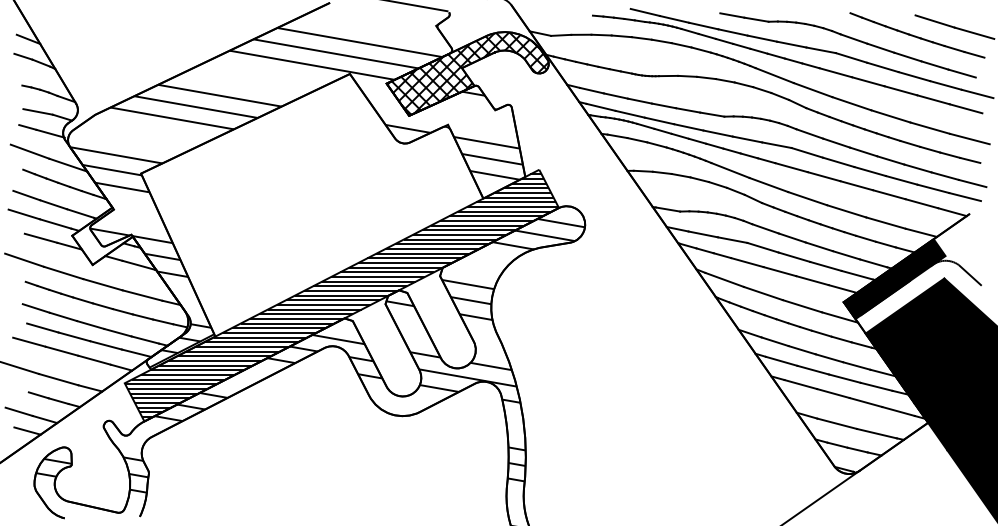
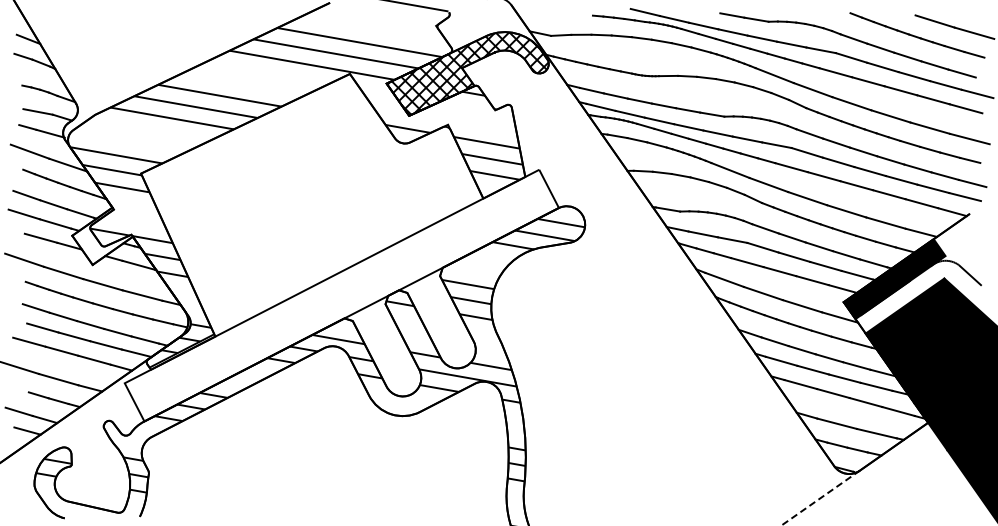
hatch: present -> none (341, 295)
line: solid -> dashed (820, 498)
